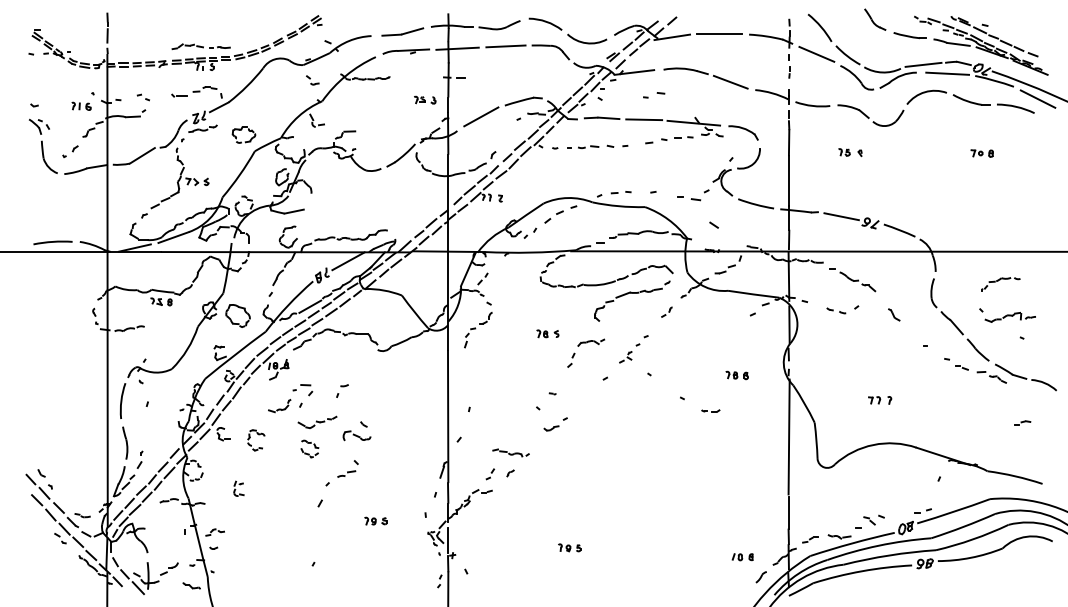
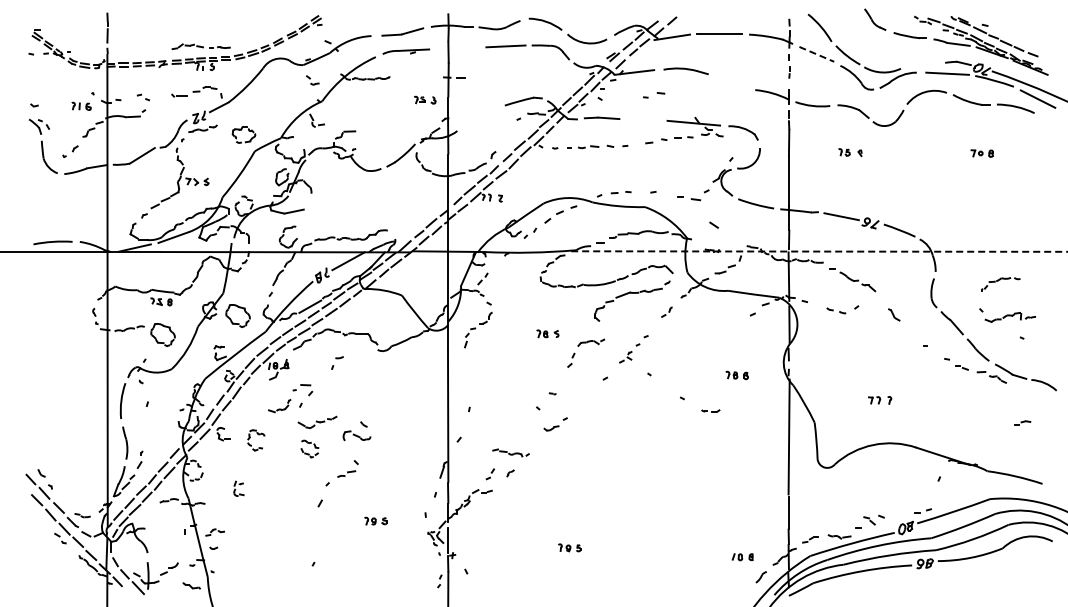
line: present -> none (457, 48)
line: solid -> dashed (816, 54)
line: present -> none (923, 64)
line: present -> none (730, 81)
line: present -> none (481, 116)
line: present -> none (644, 119)
line: solid -> dashed (820, 251)
part: none -> present (162, 334)
part position: (342, 390) -> (337, 362) (337, 362)
